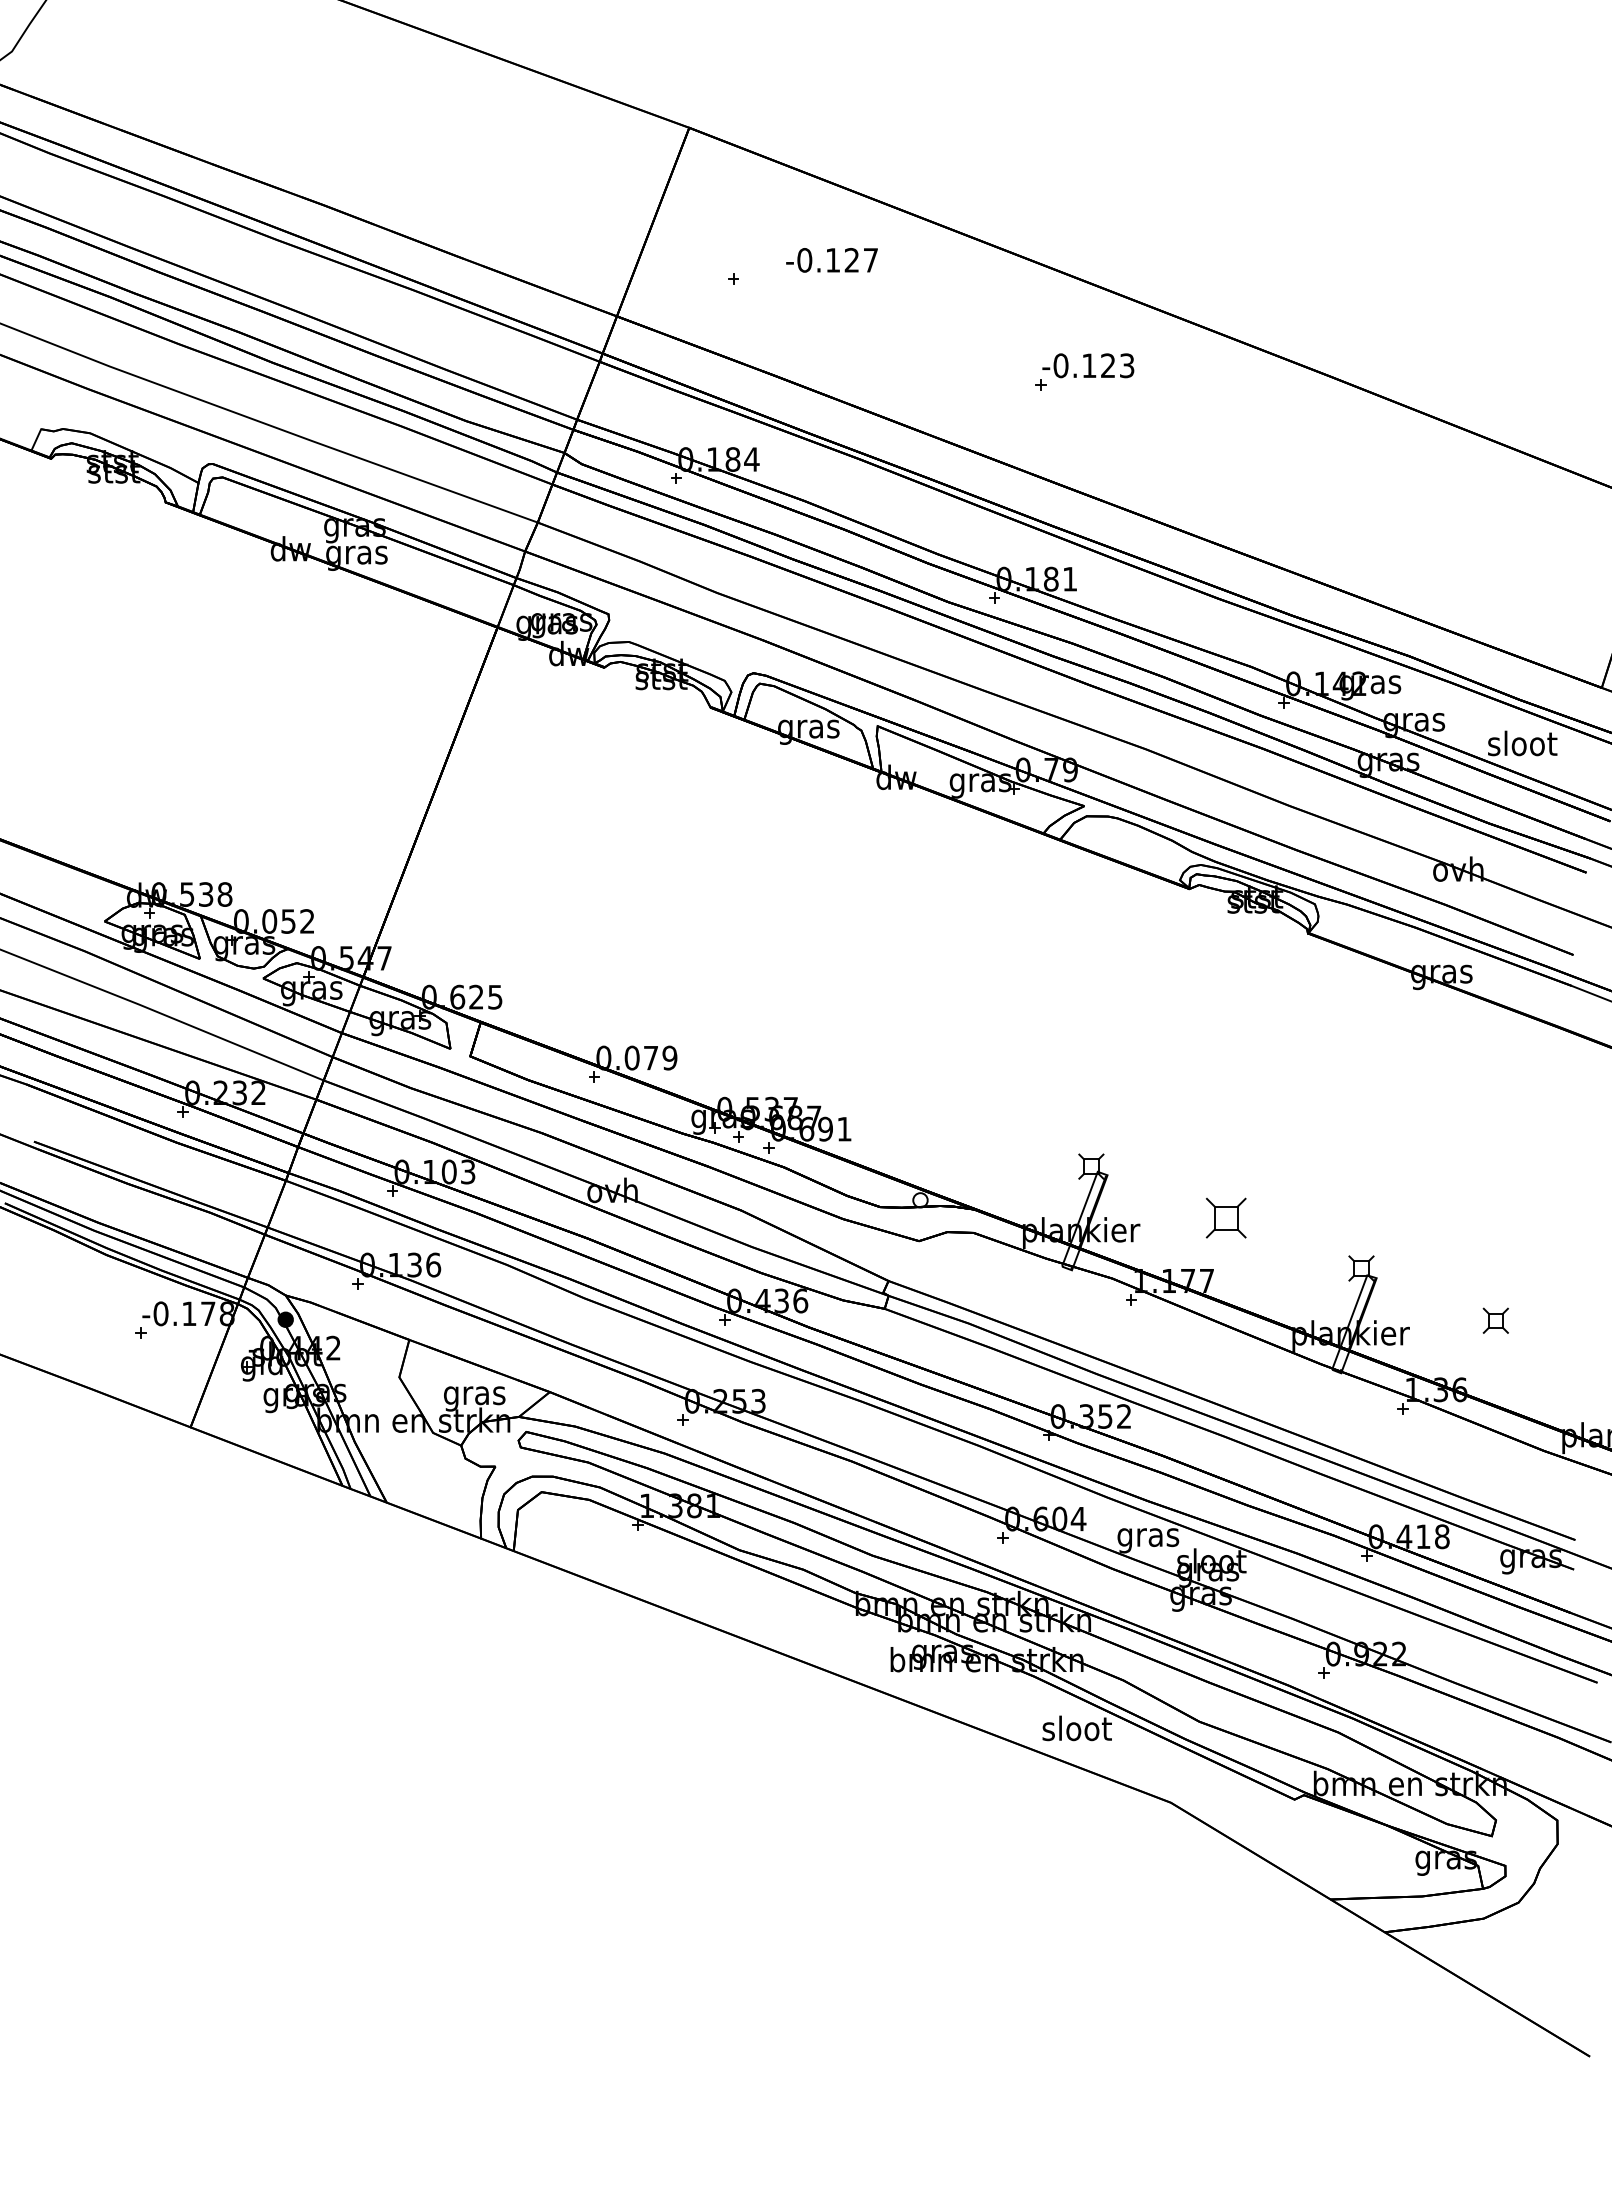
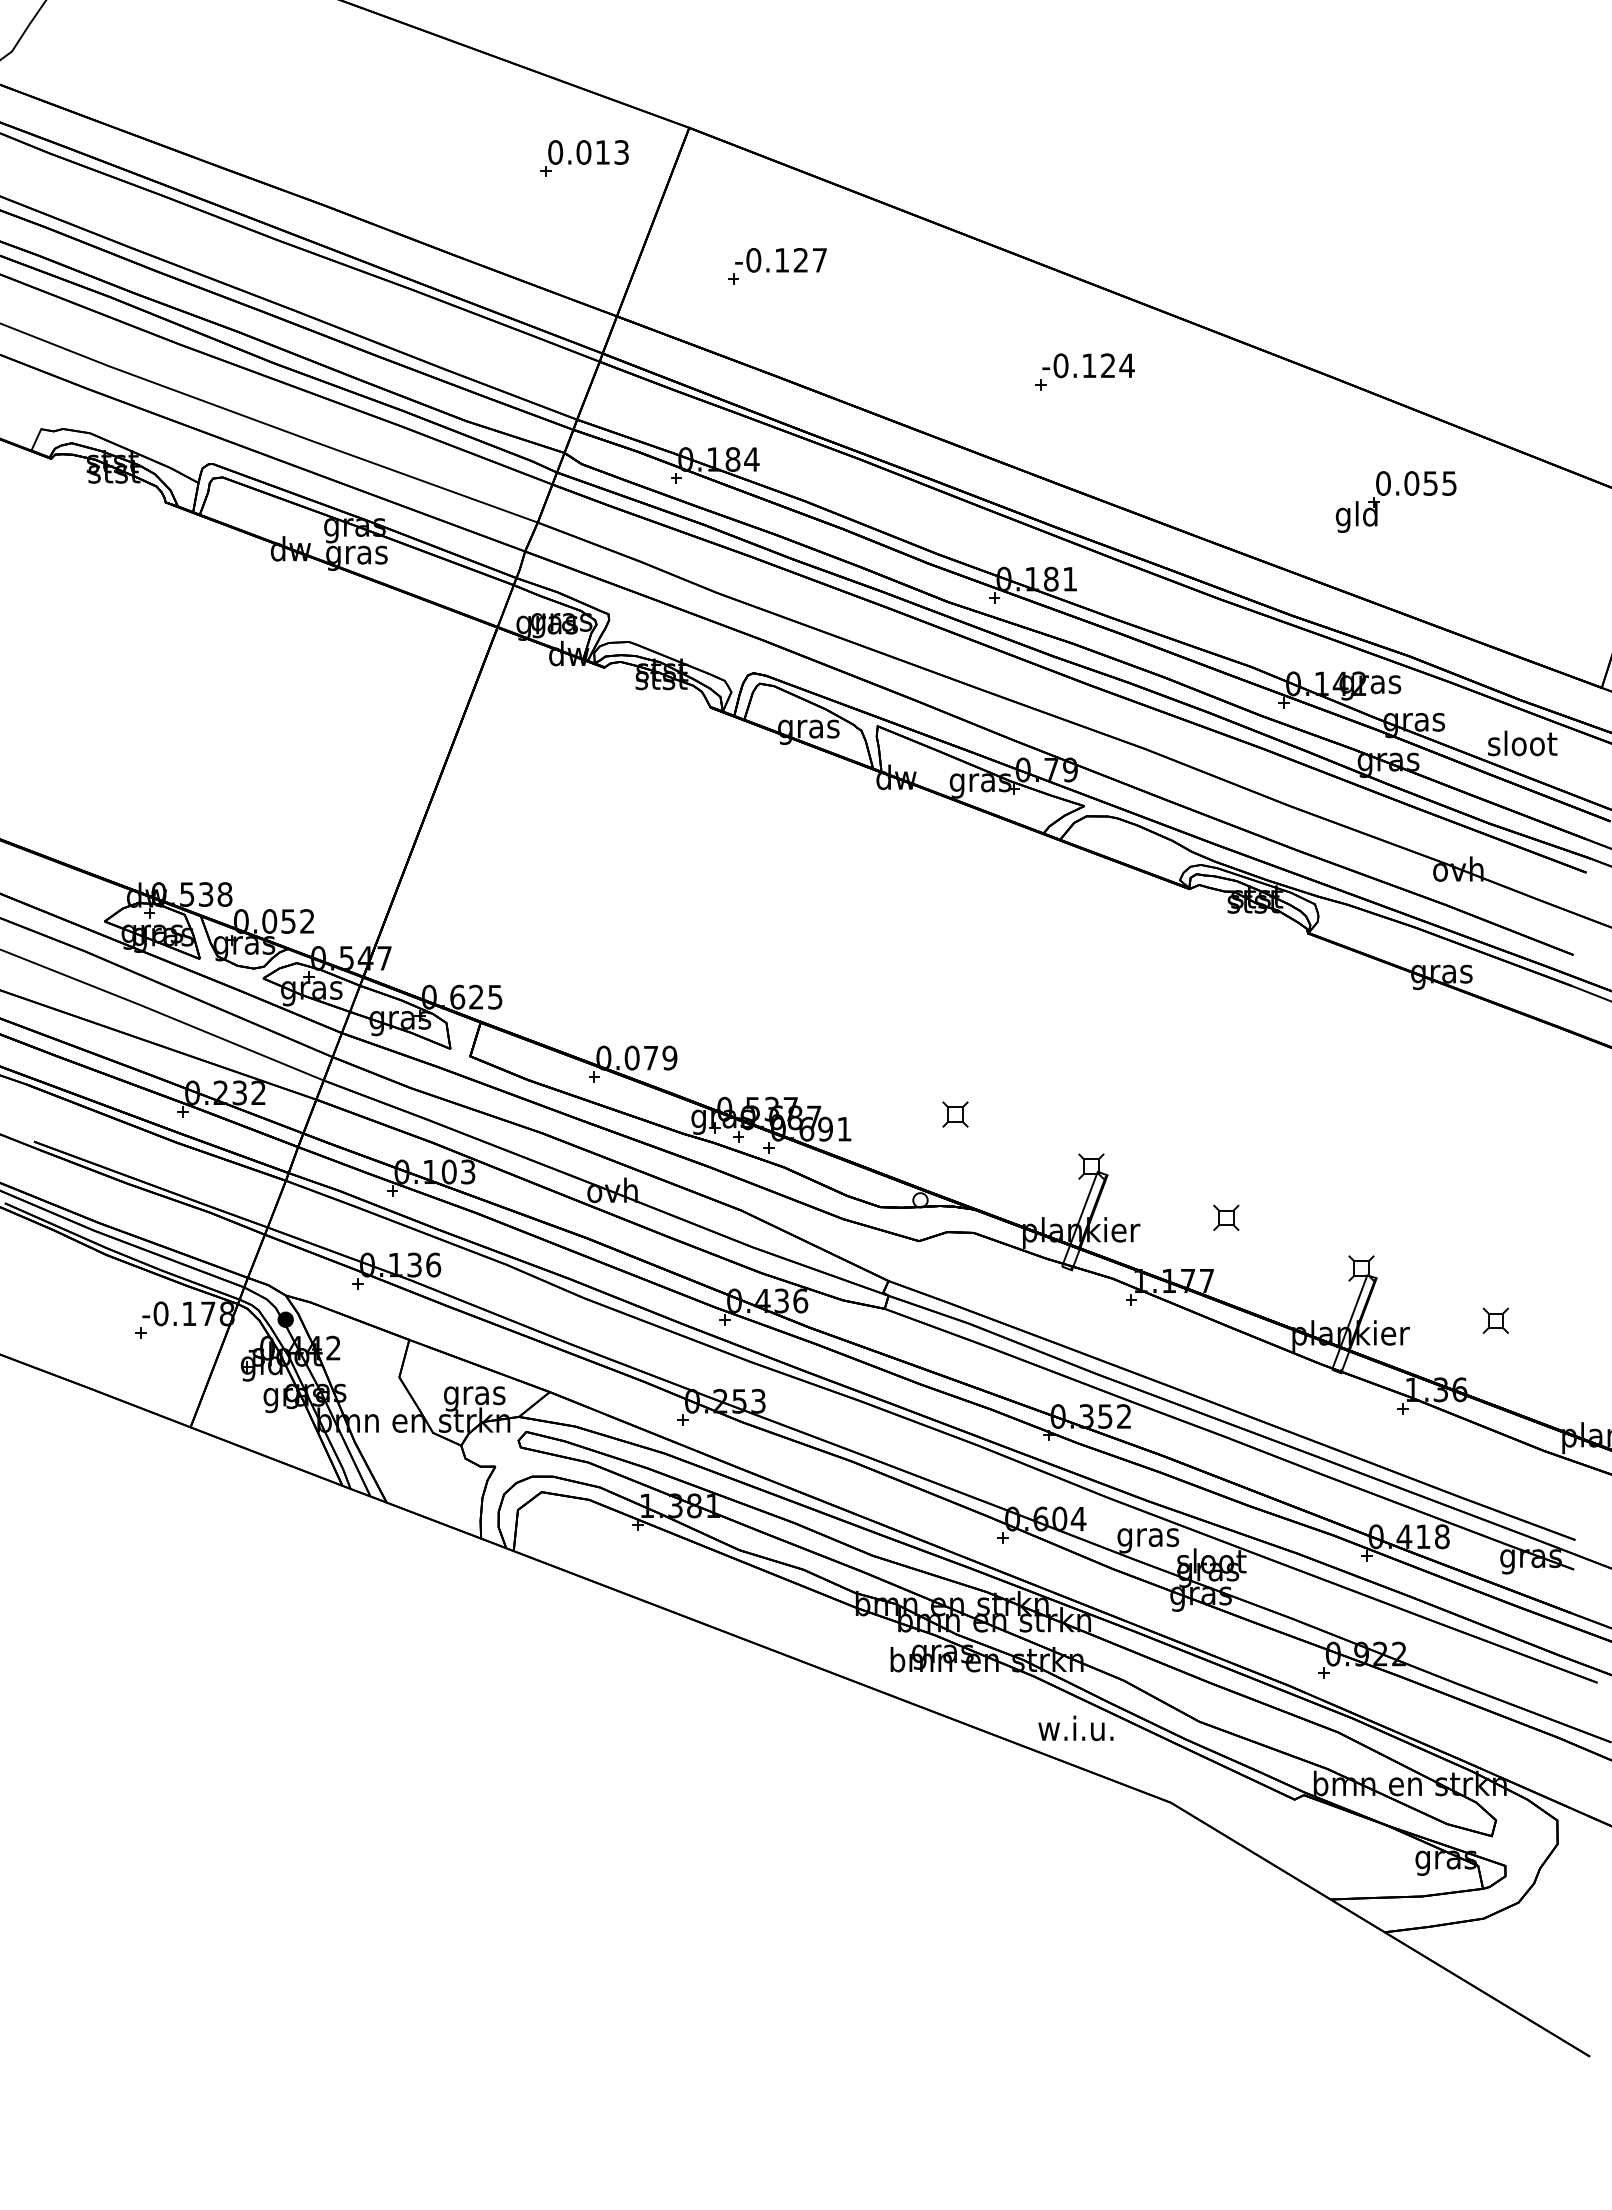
part: none -> present (584, 158)
text position: (831, 260) -> (780, 260) (780, 260)
text: -0.123 -> -0.124 (1126, 365)
part: none -> present (1396, 495)
part: none -> present (955, 1114)
part size: 42x42 px -> 27x27 px (1226, 1217)
text: sloot -> w.i.u. (1075, 1728)
